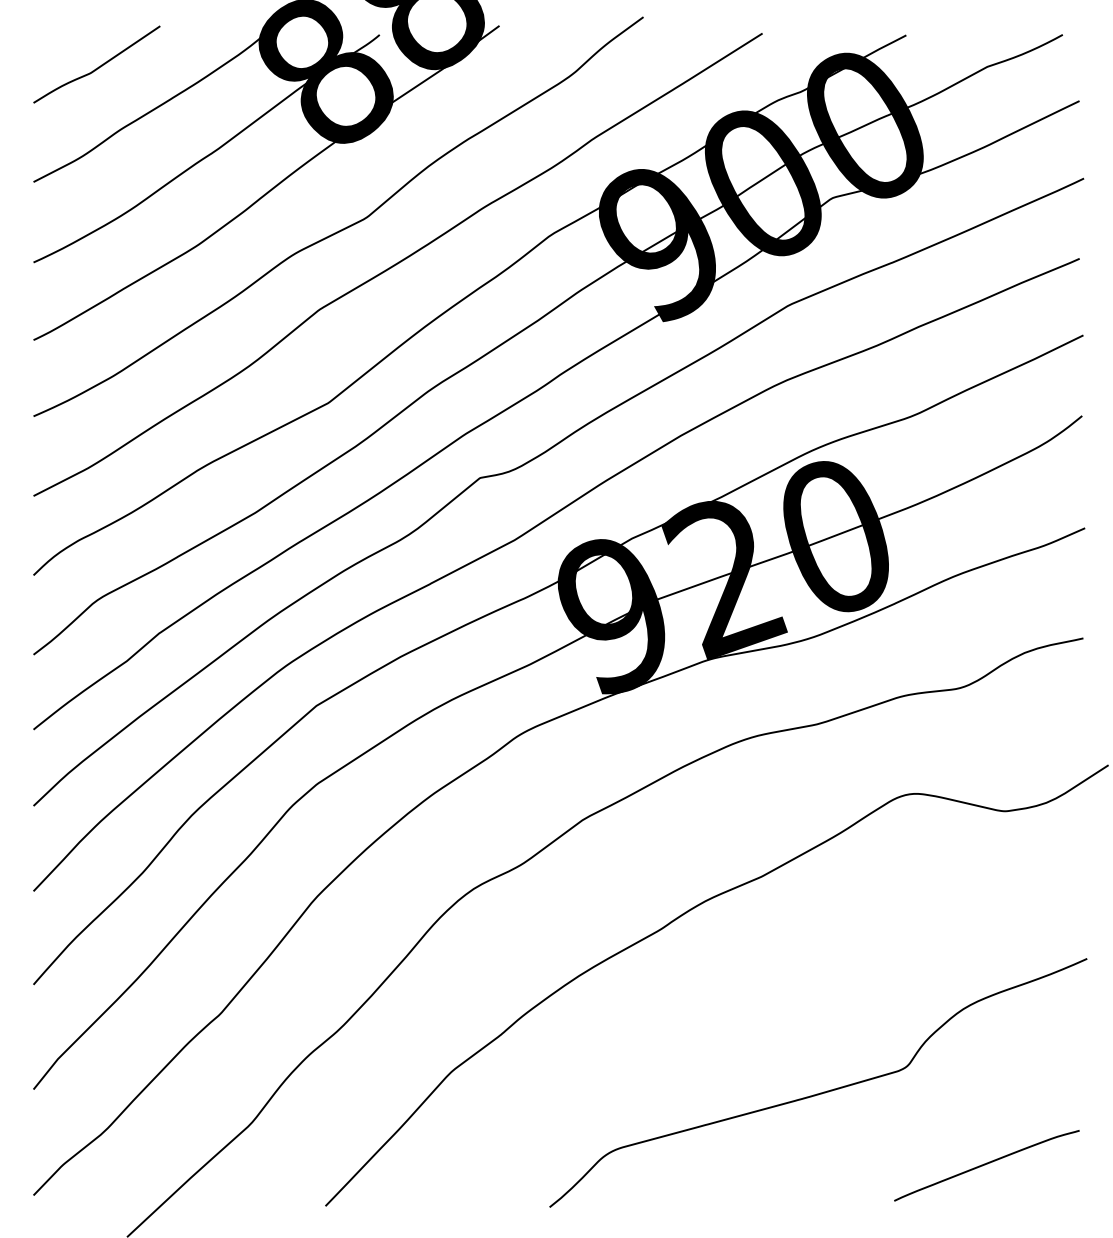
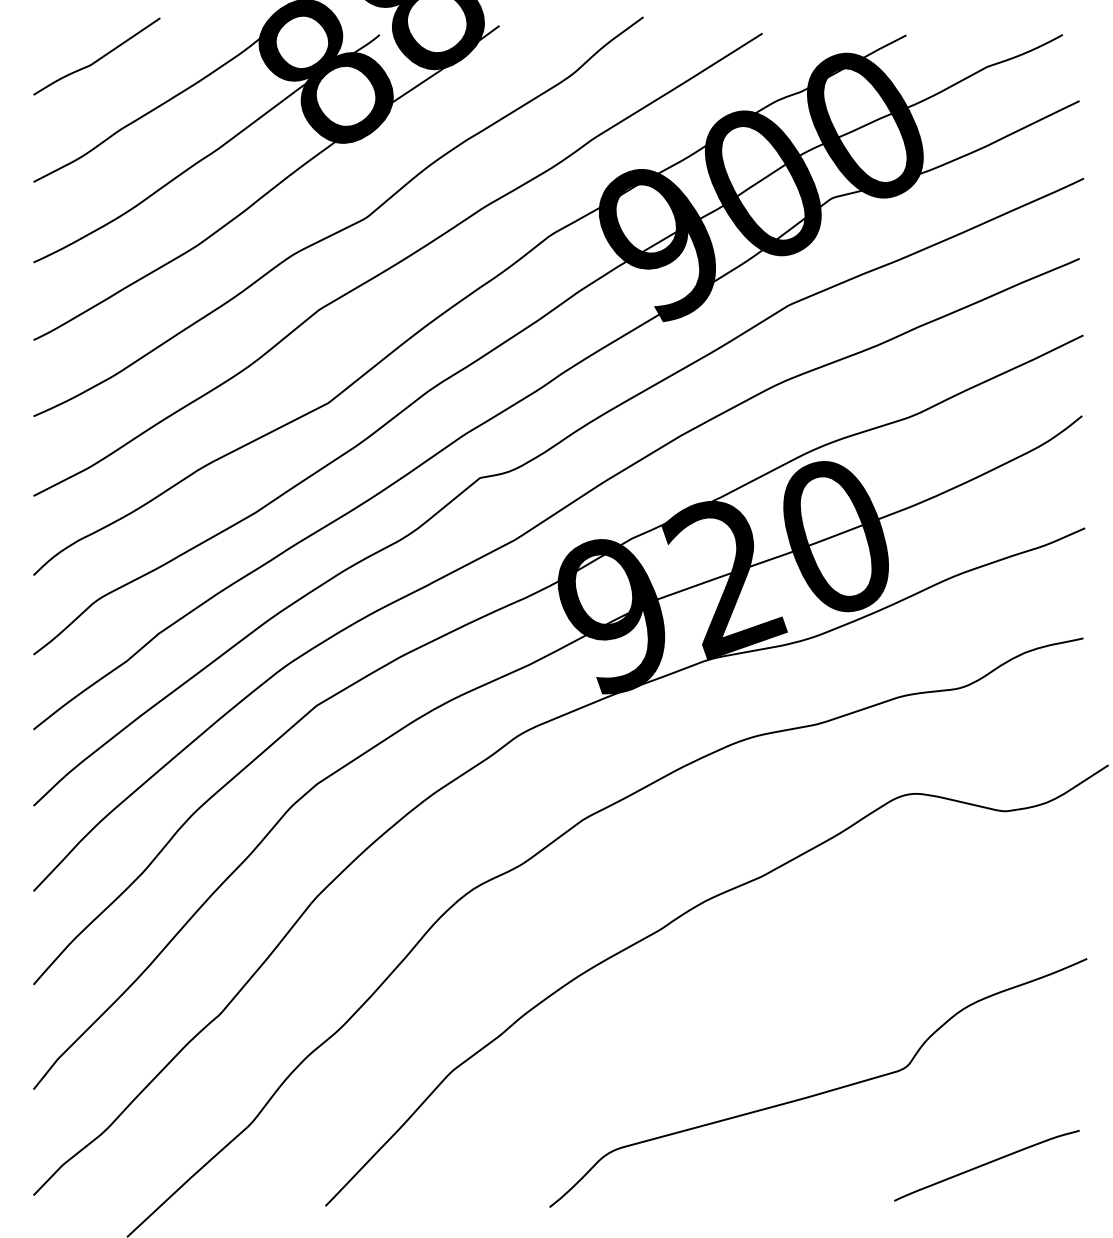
curve position: (98, 66) -> (98, 58) (98, 58)
